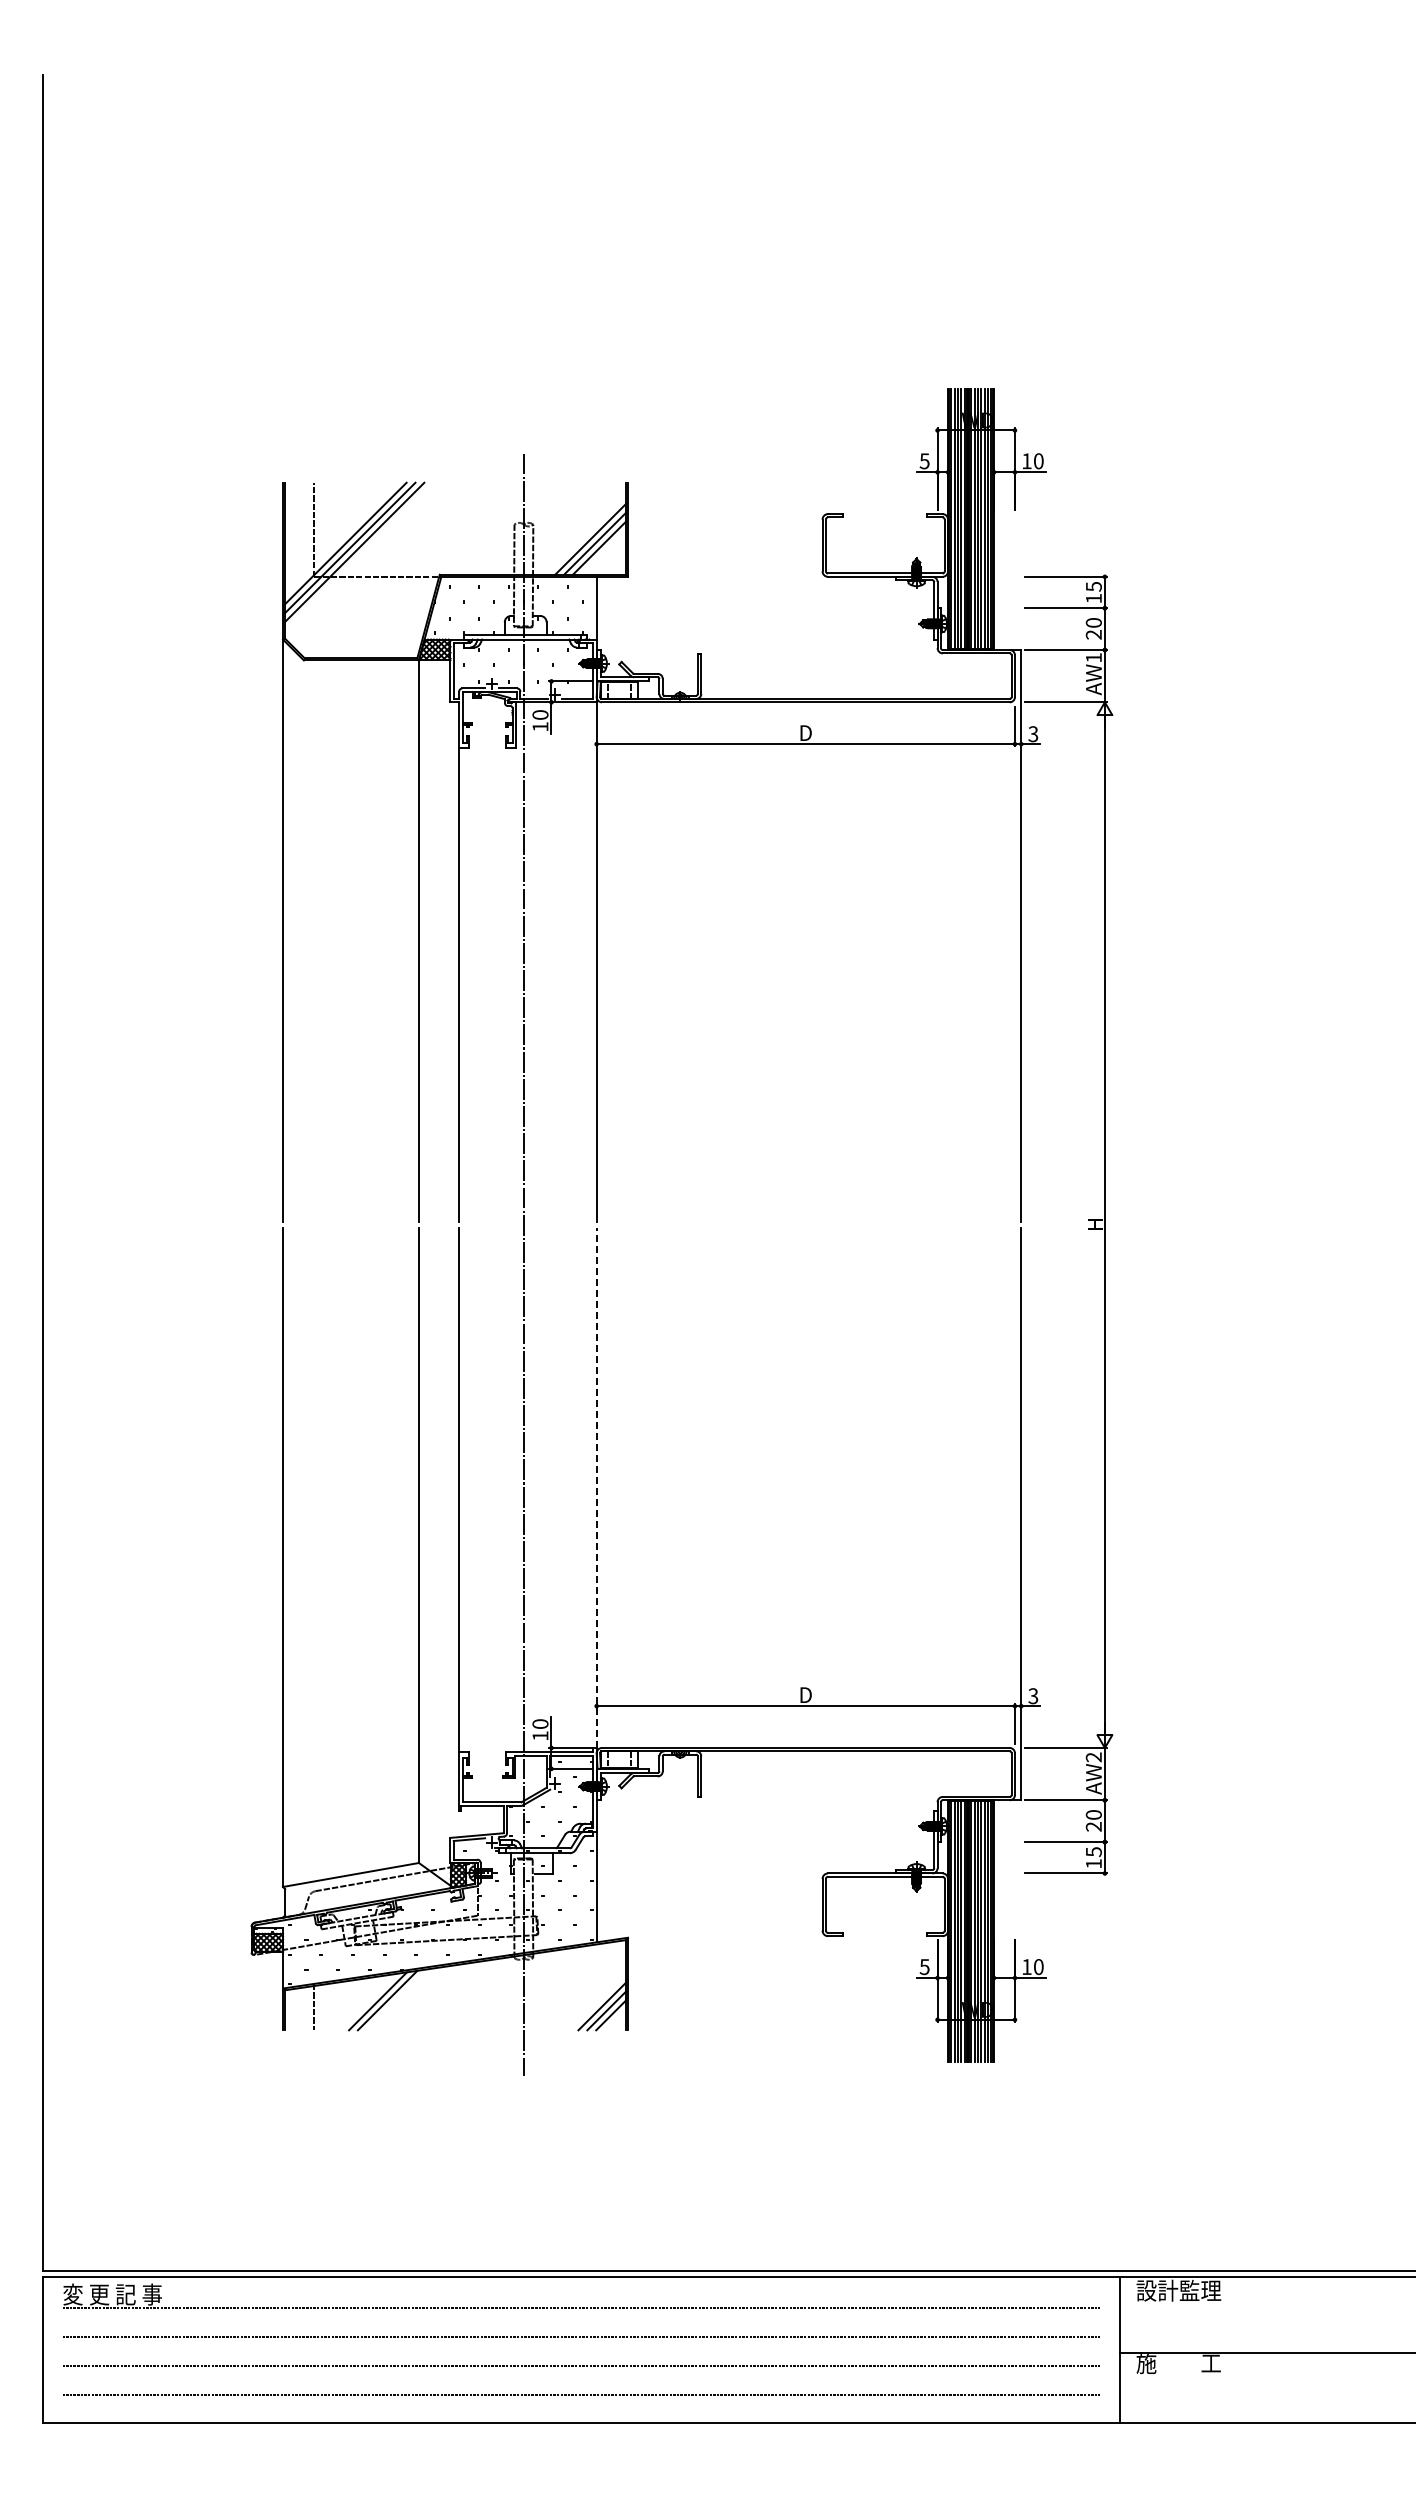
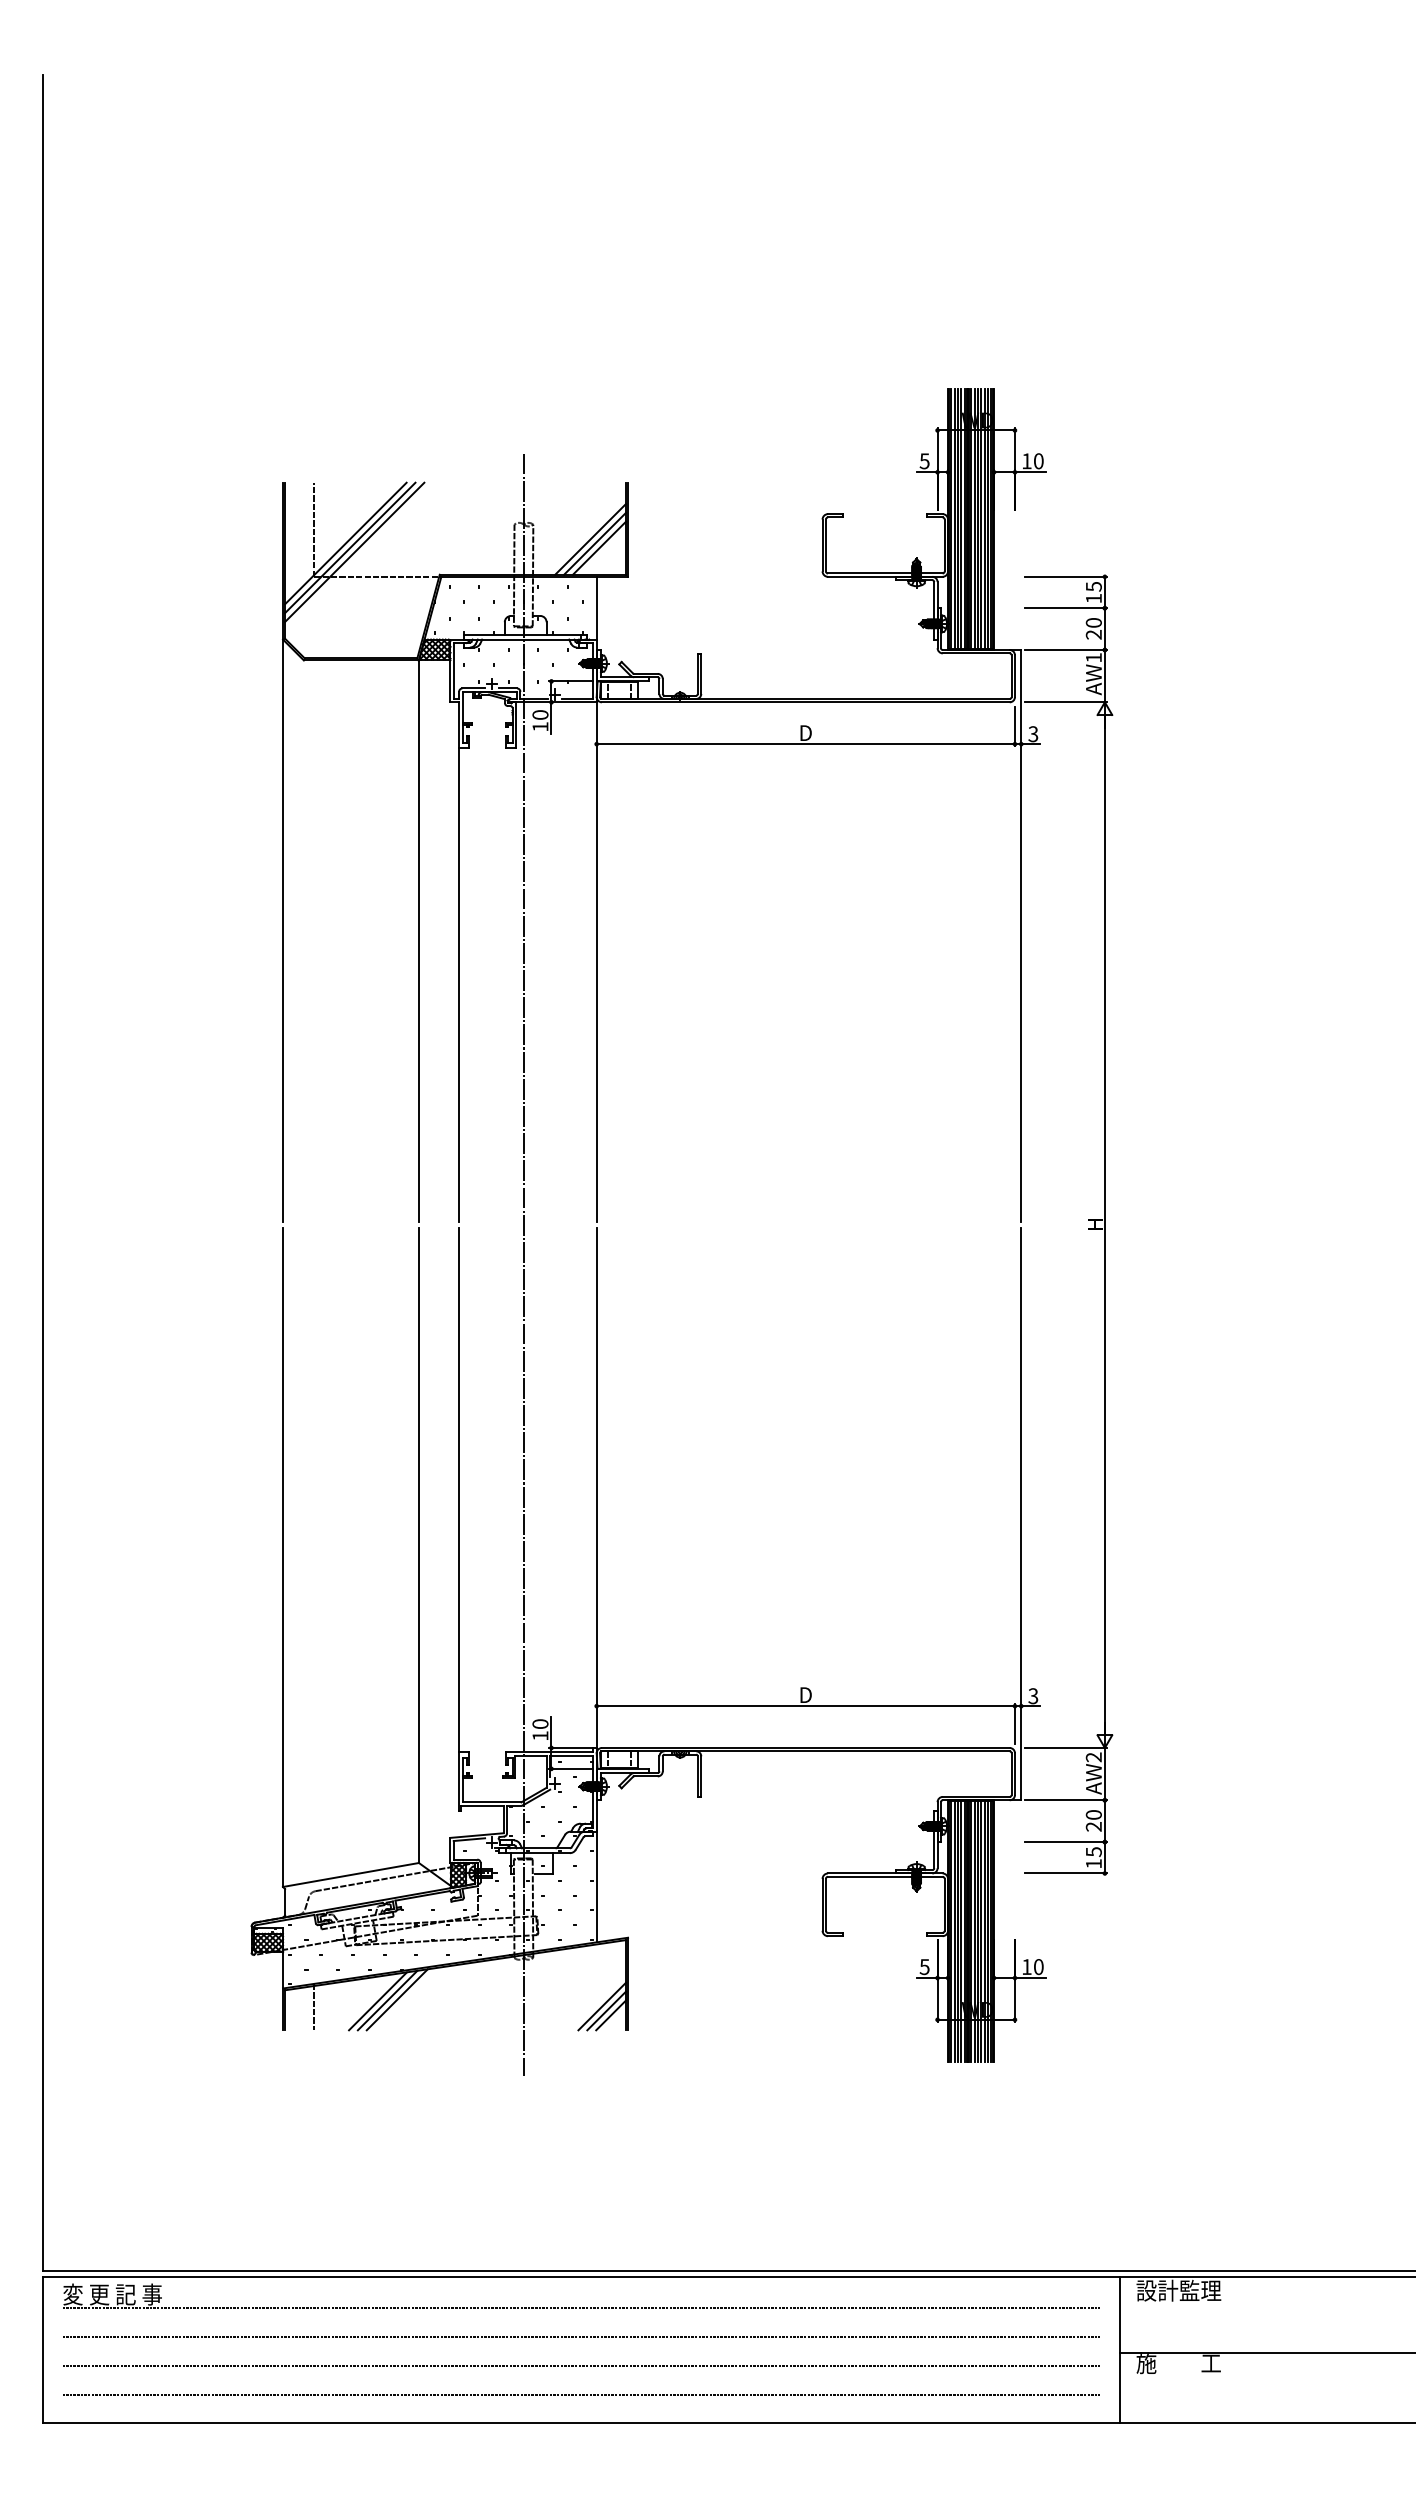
line: dashed -> solid (596, 1488)
line: none -> present (396, 1999)
